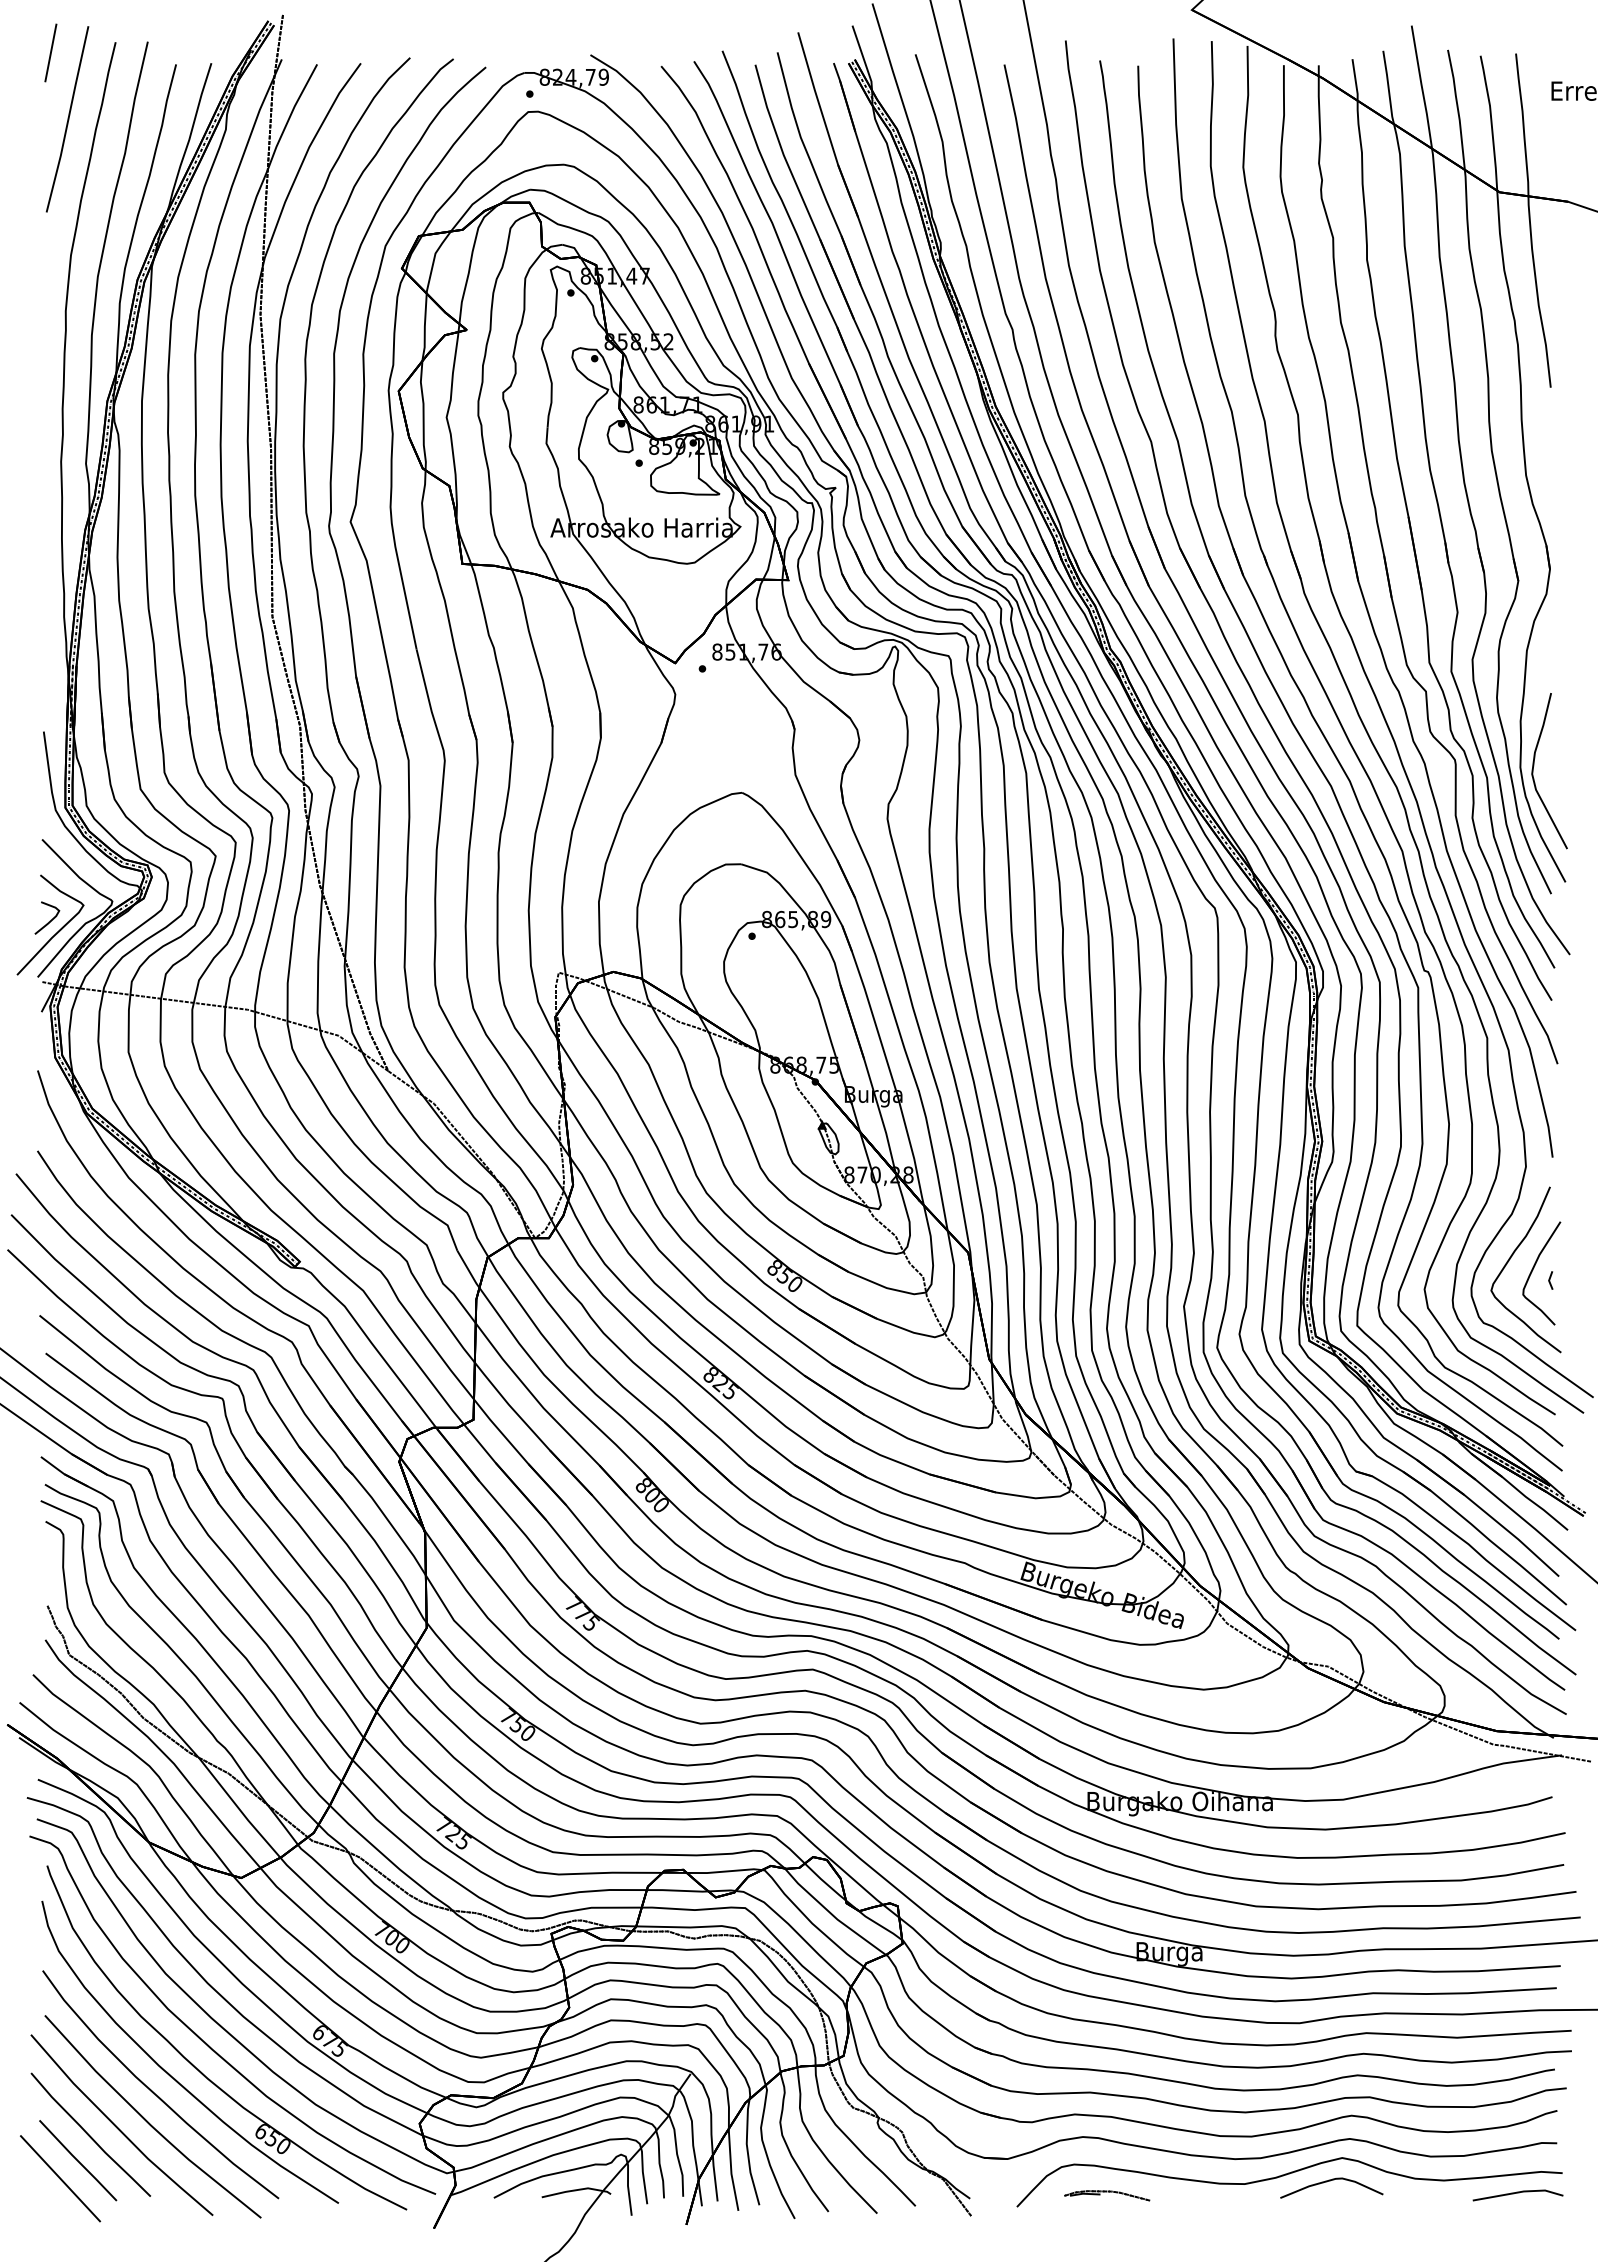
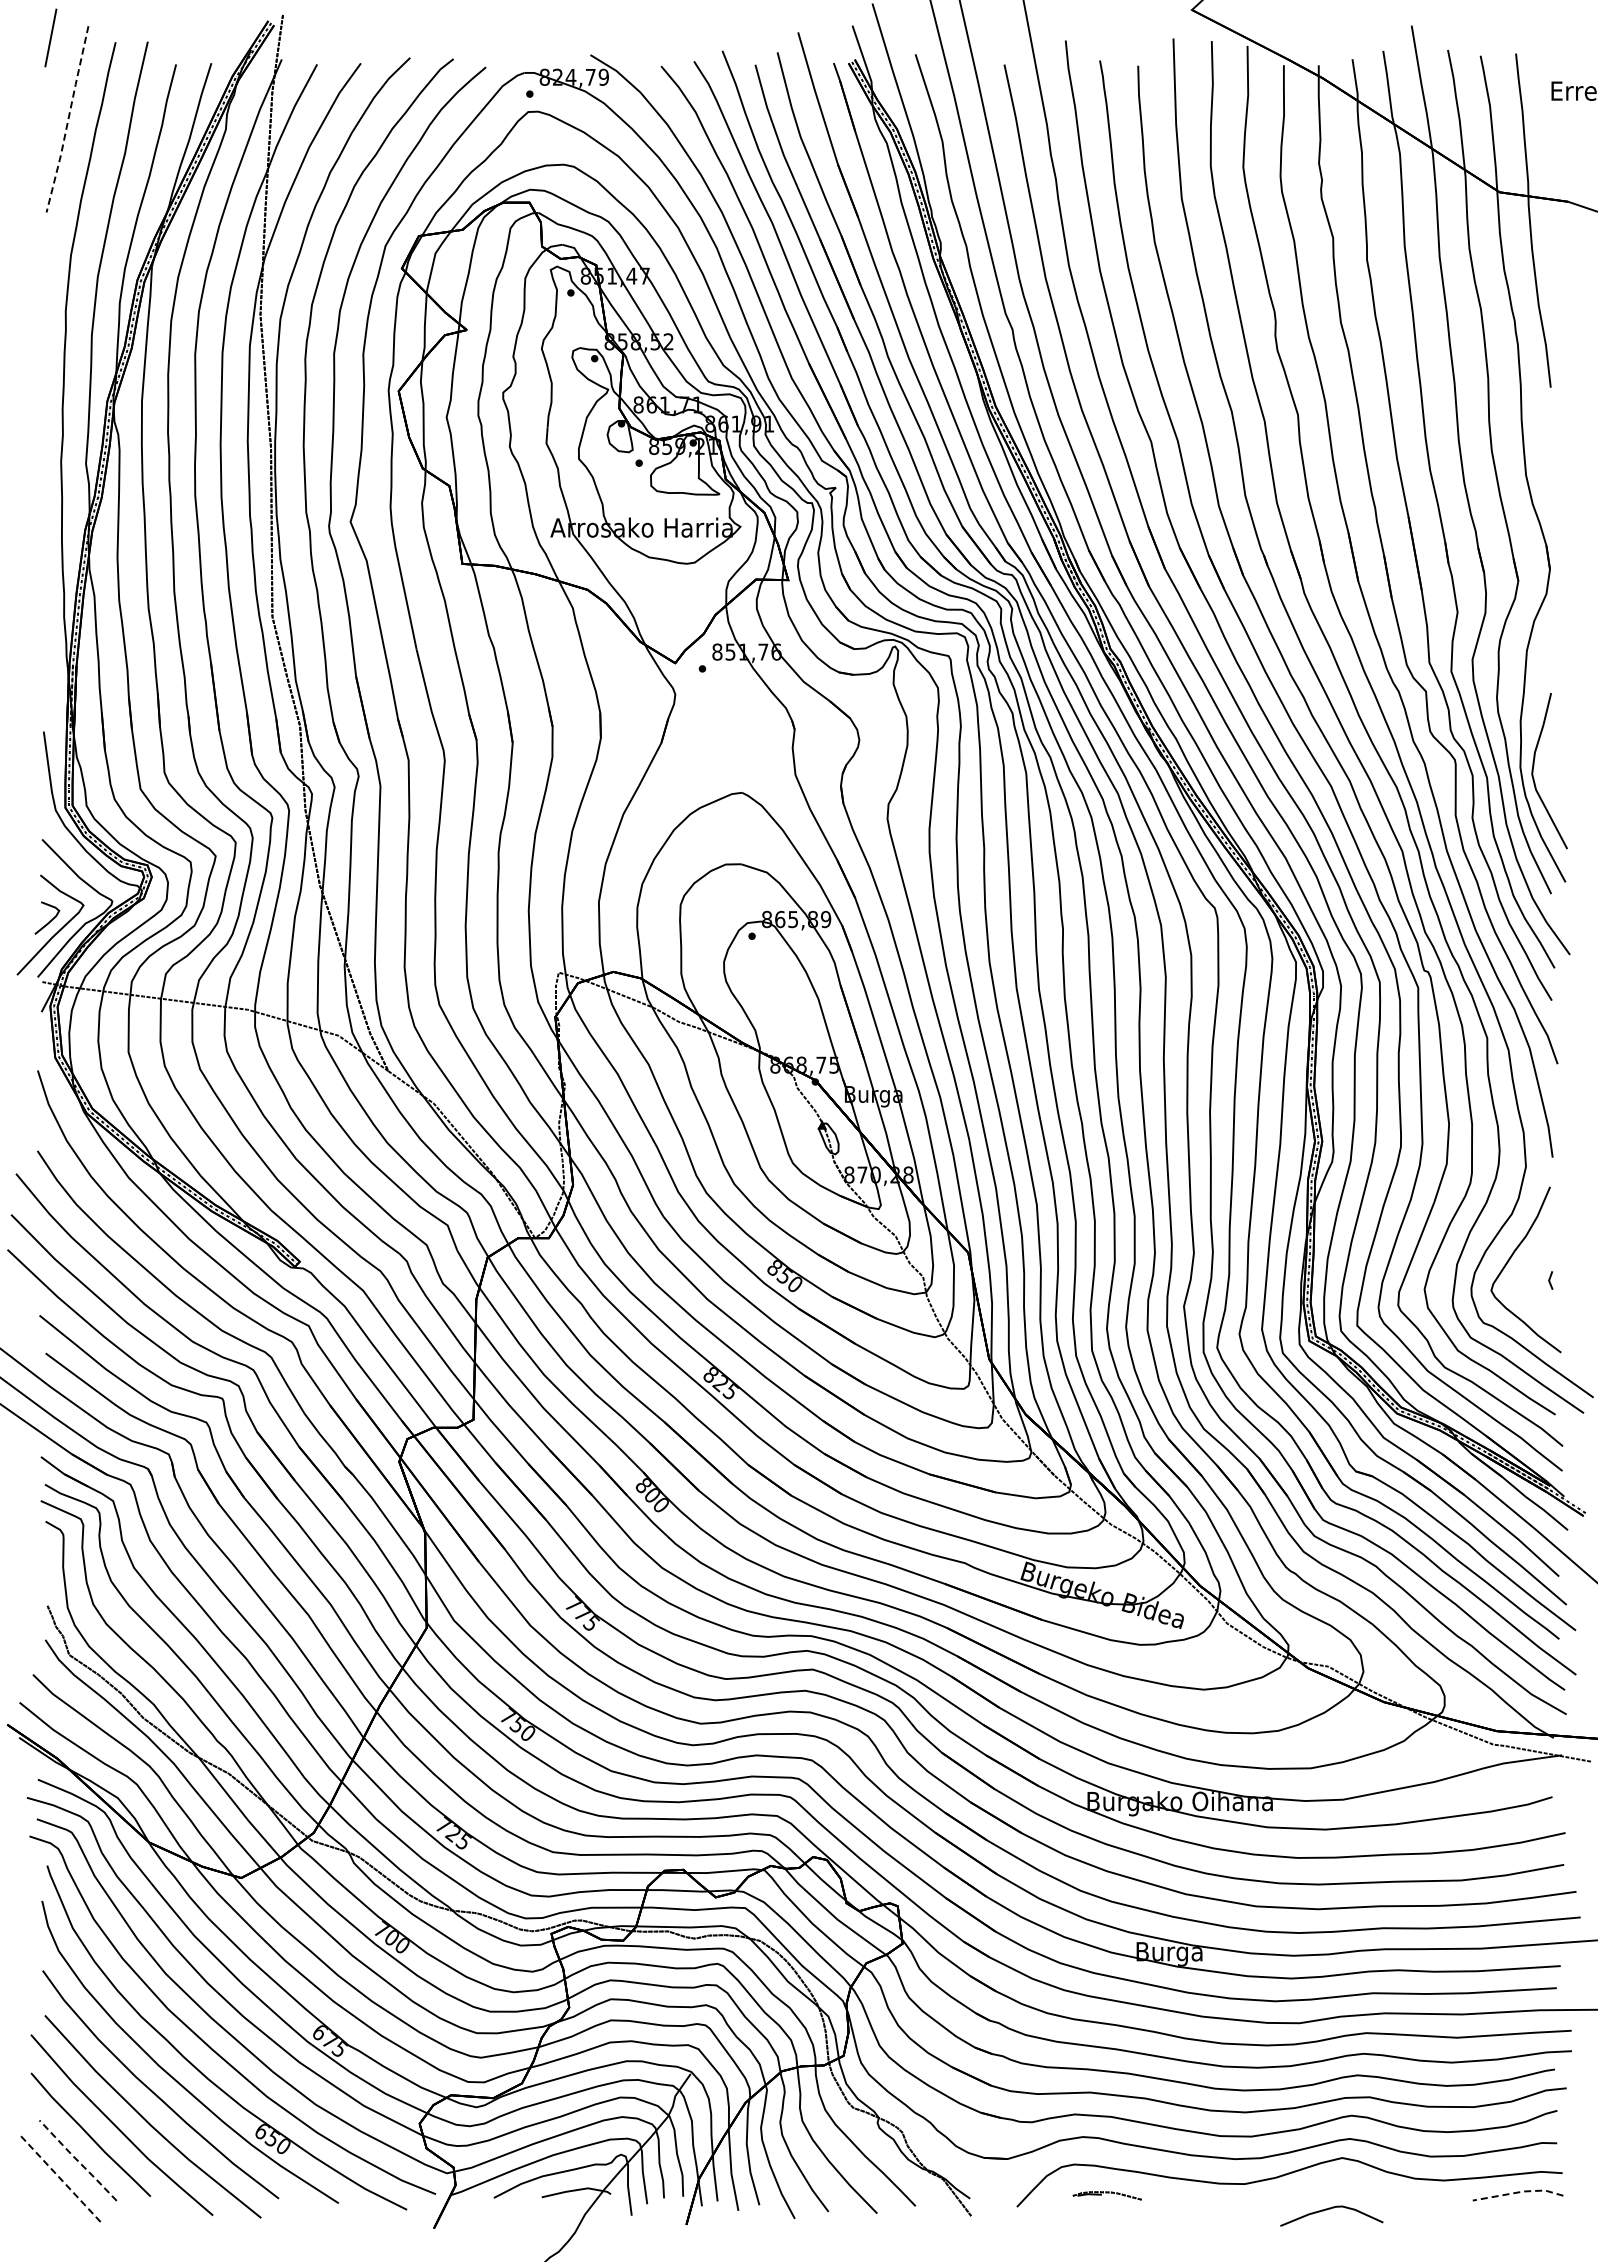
line position: (50, 52) -> (50, 37) (50, 37)
line: solid -> dashed (68, 119)
curve: present -> none (1533, 1270)
line: solid -> dashed (77, 2160)
line: solid -> dashed (60, 2178)
curve position: (1330, 2181) -> (1330, 2209) (1330, 2209)
line: solid -> dashed (1518, 2192)
part size: 87x12 px -> 70x10 px (1106, 2195)
